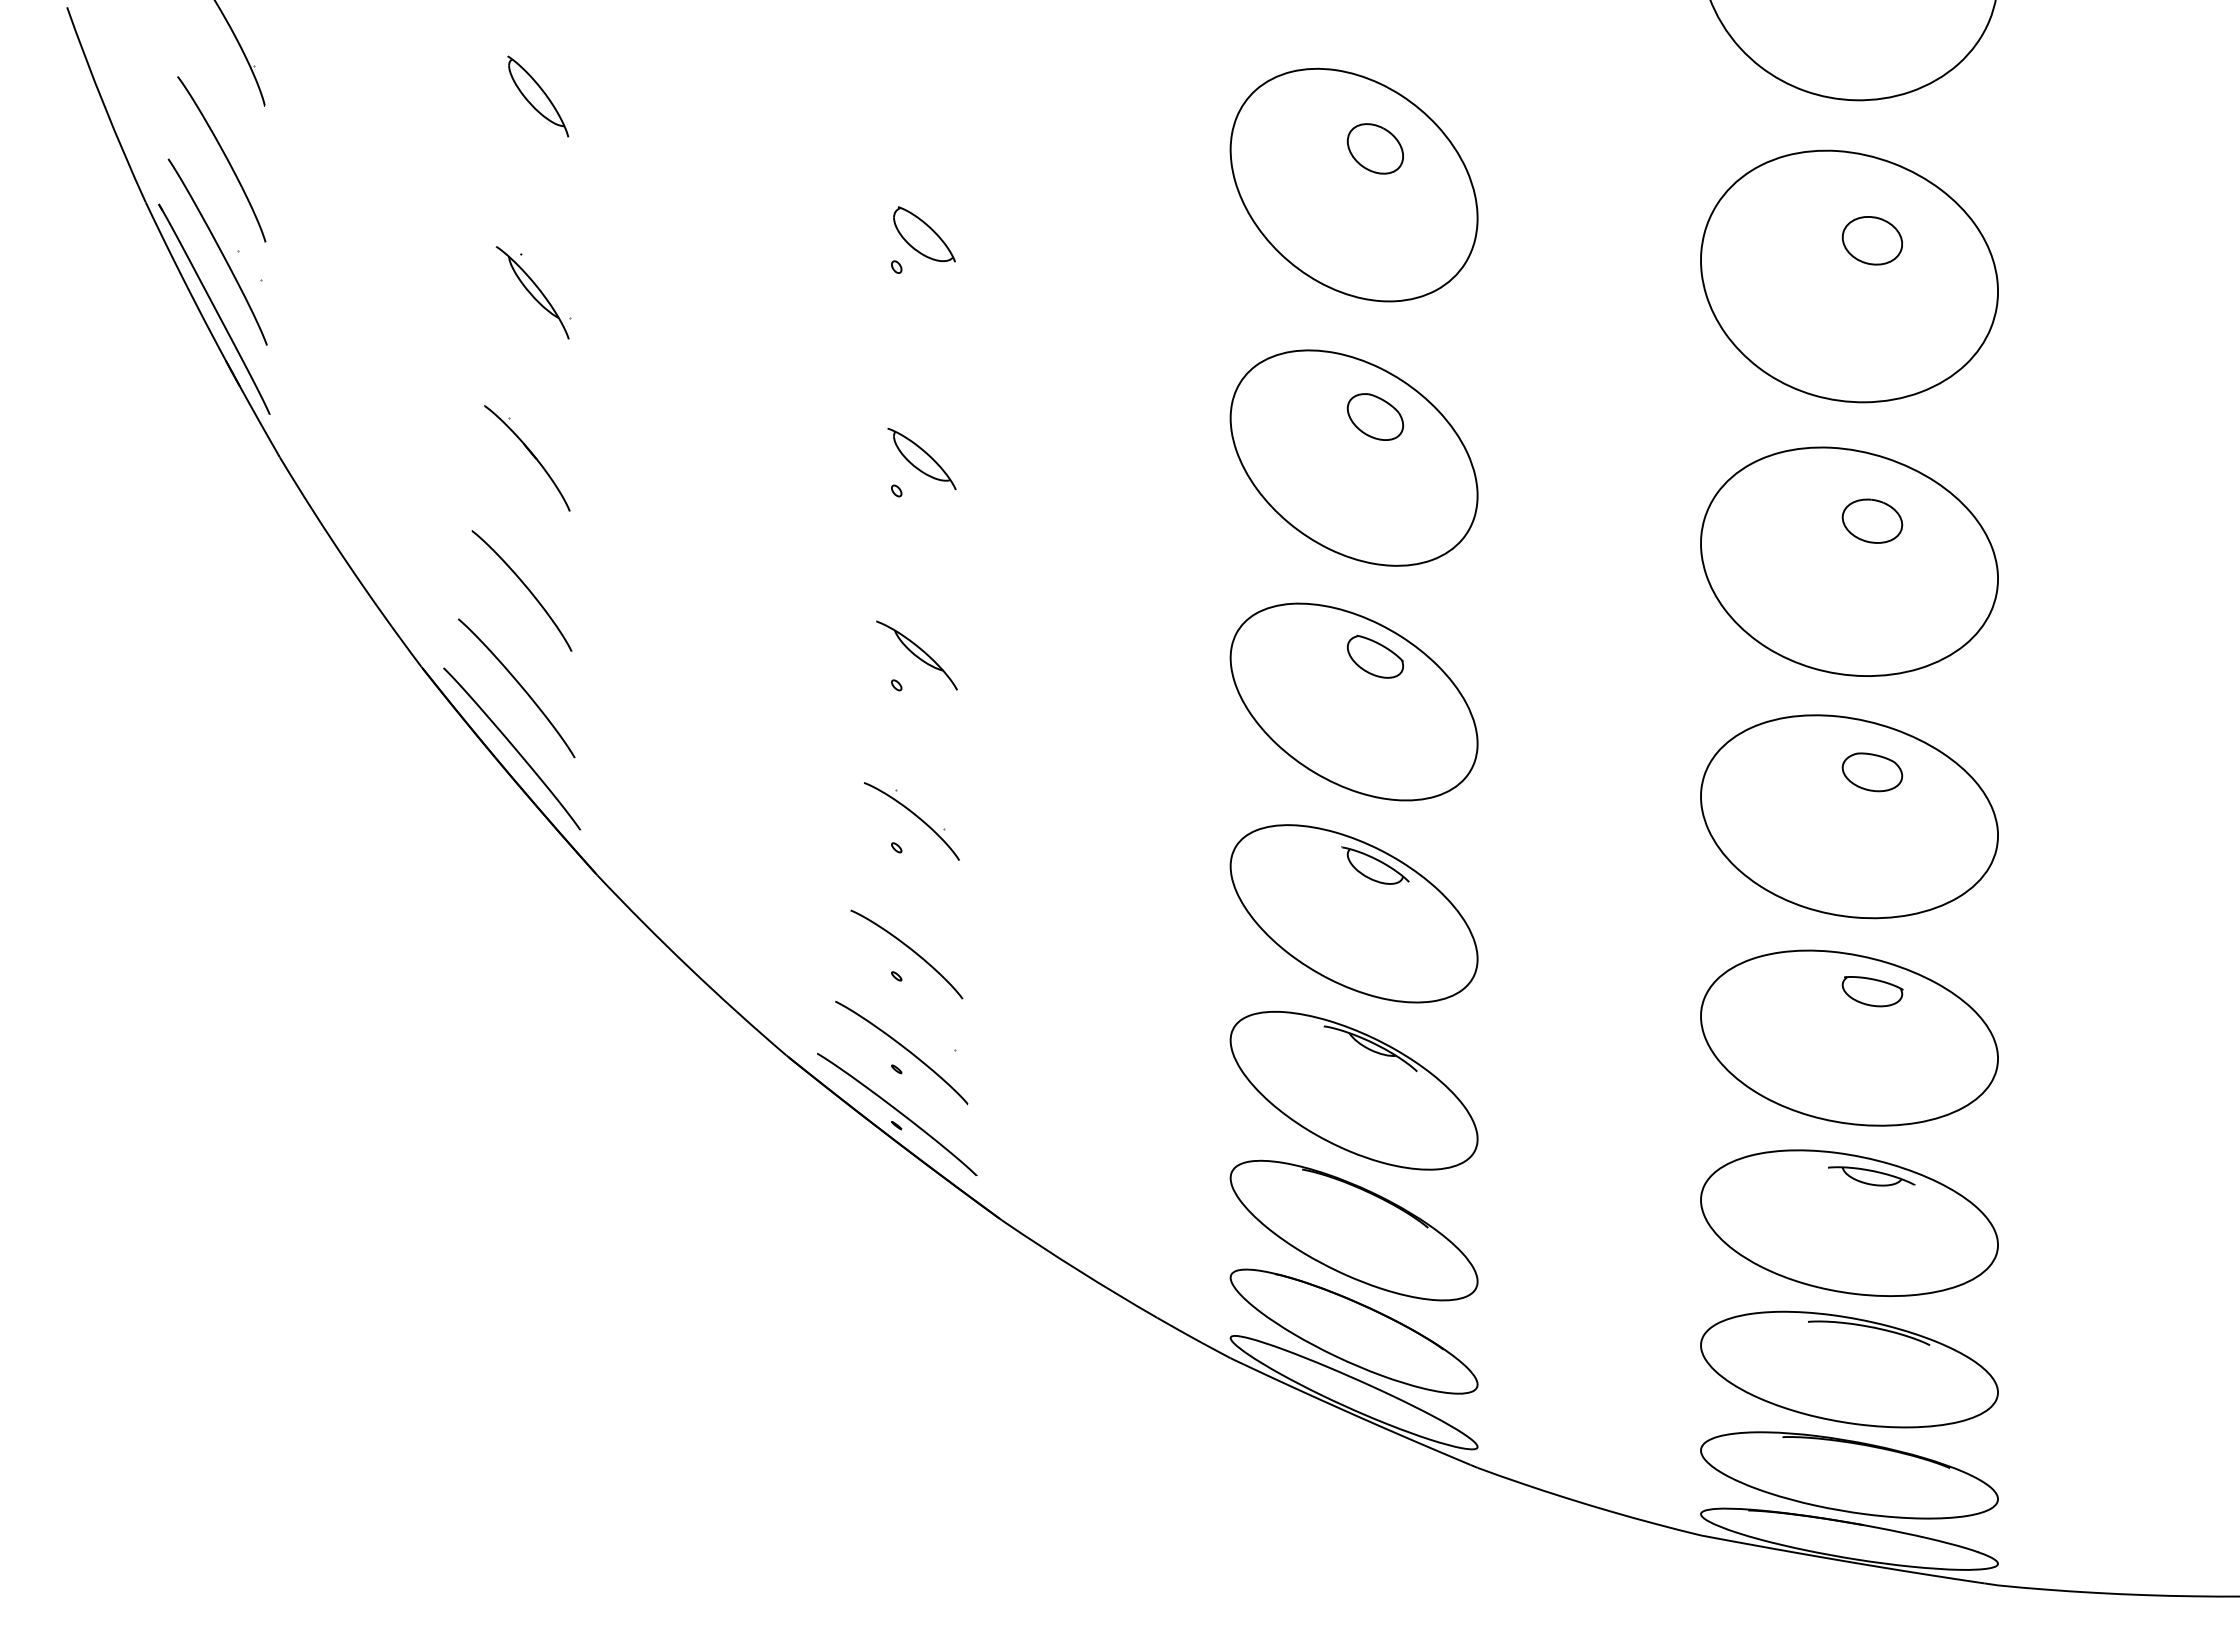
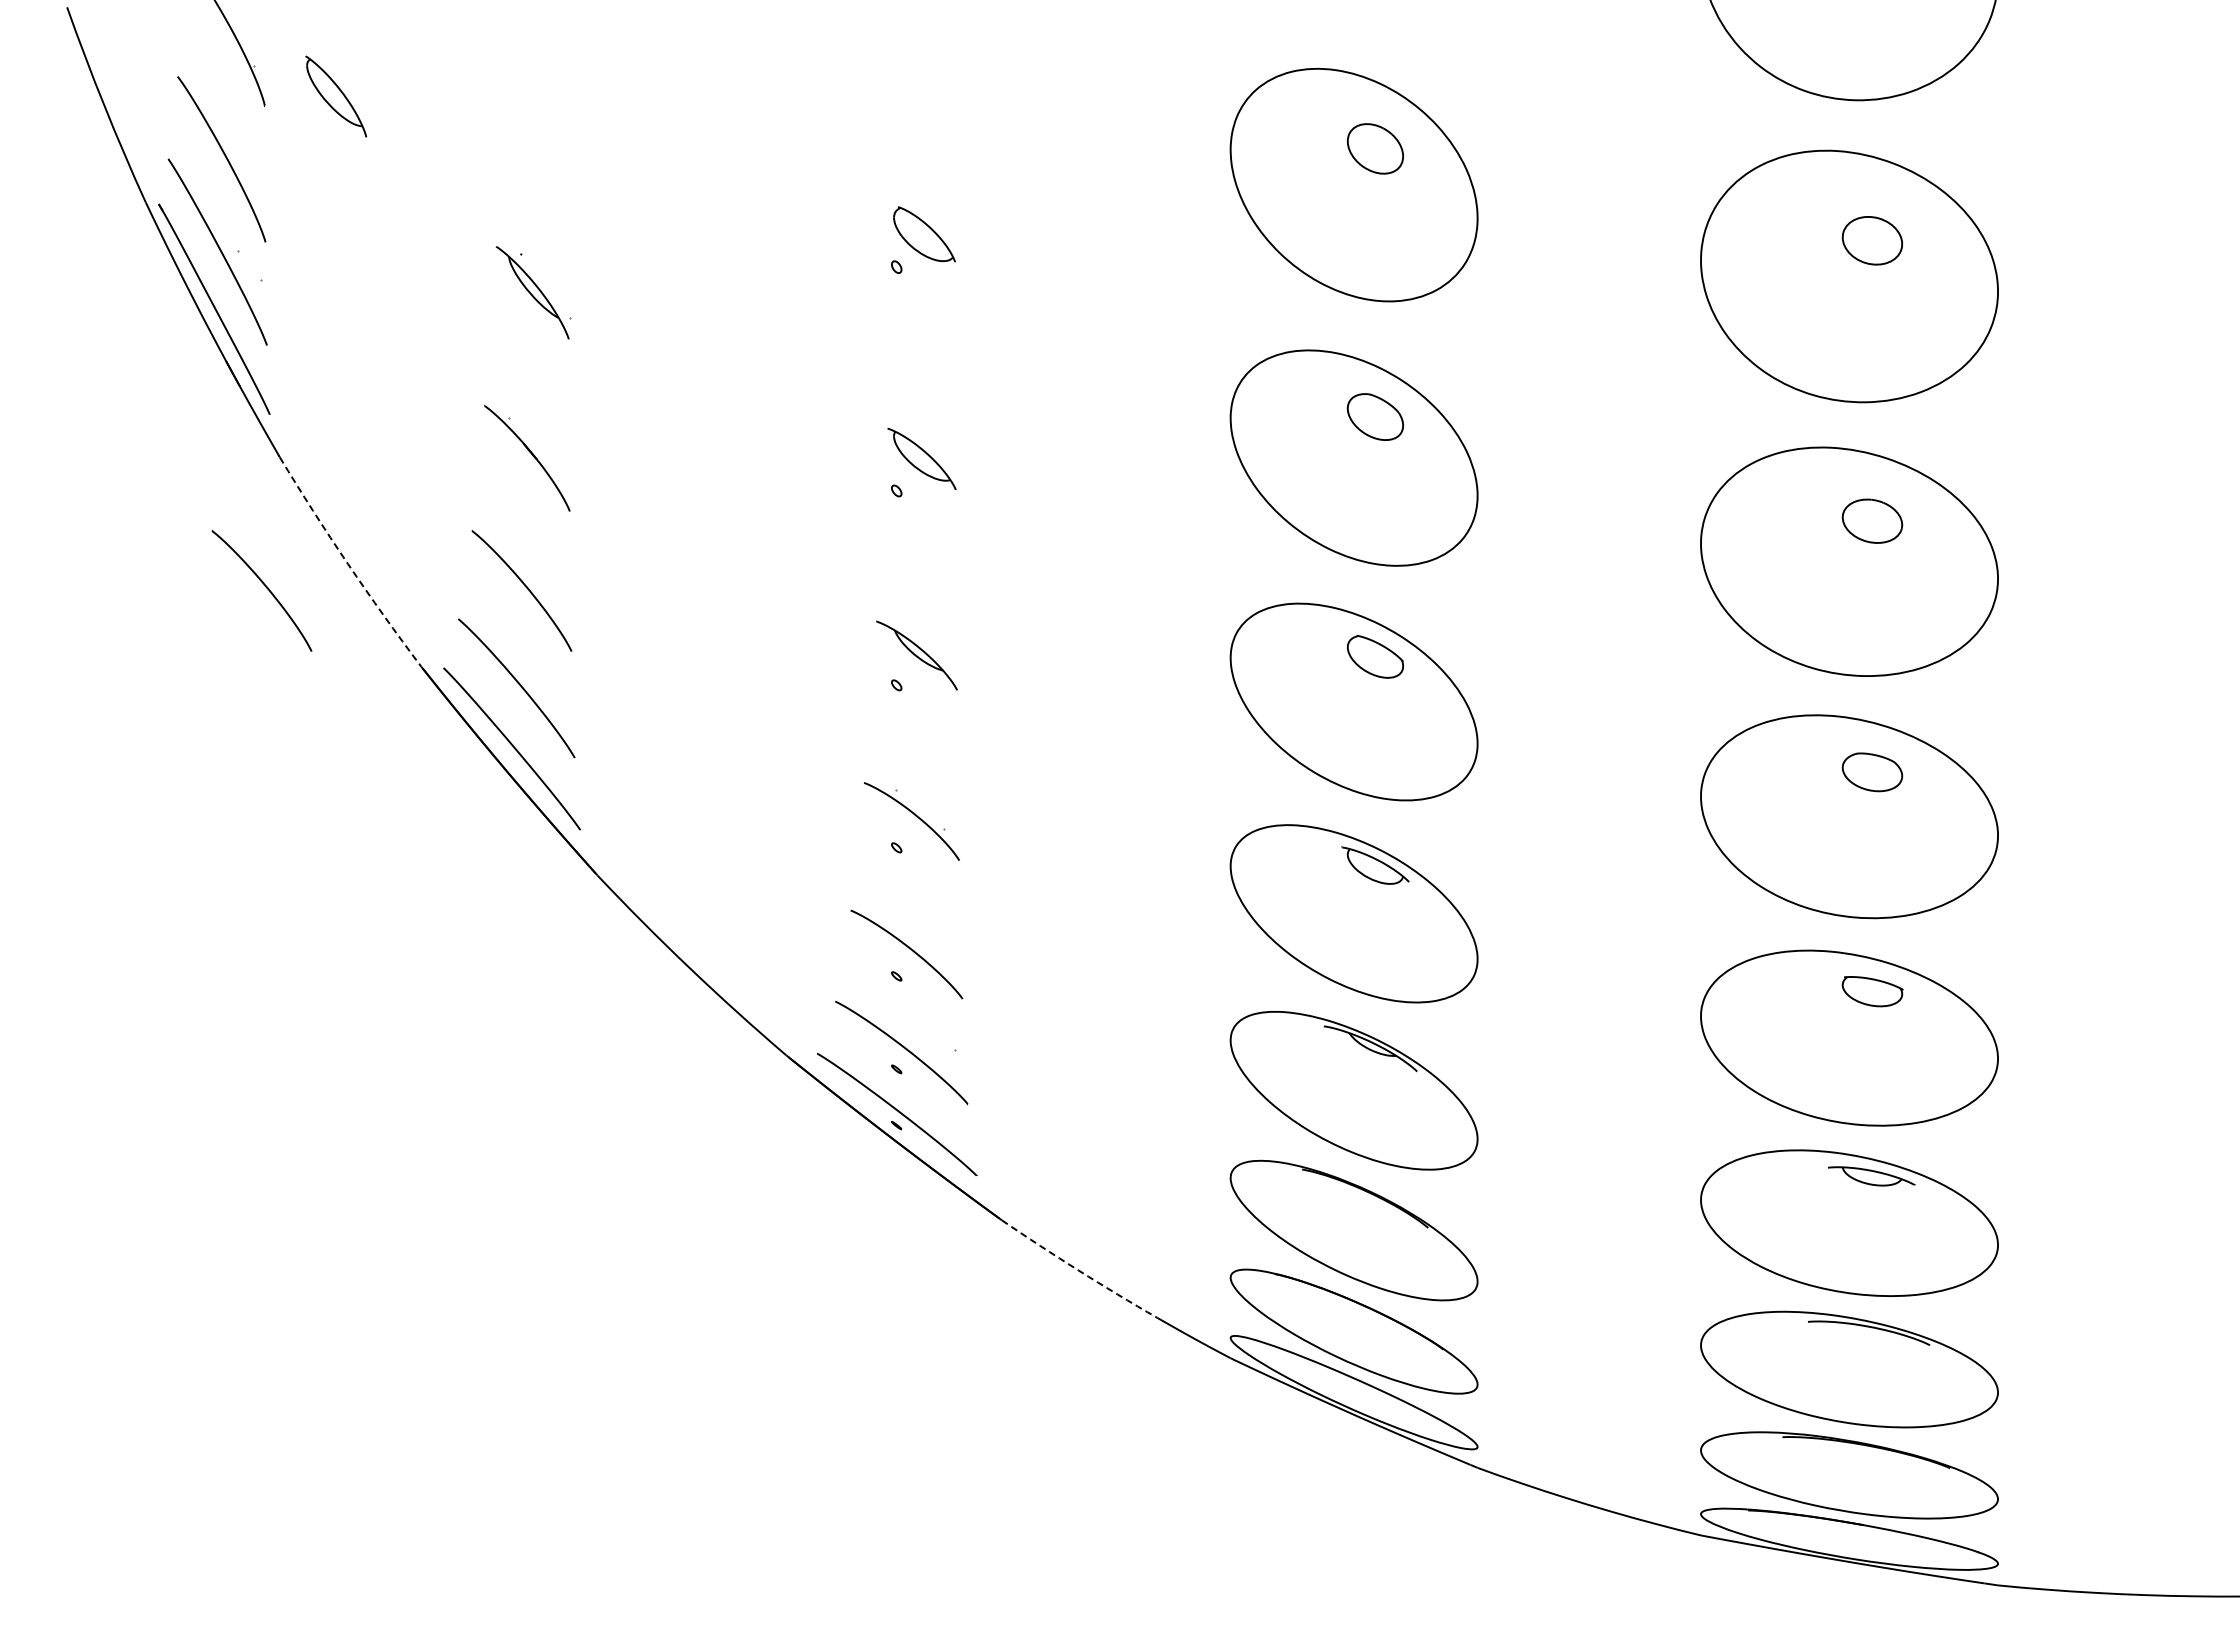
part position: (538, 96) -> (336, 96) (336, 96)
arc: solid -> dashed (347, 563)
curve: none -> present (264, 586)
arc: solid -> dashed (1078, 1270)
